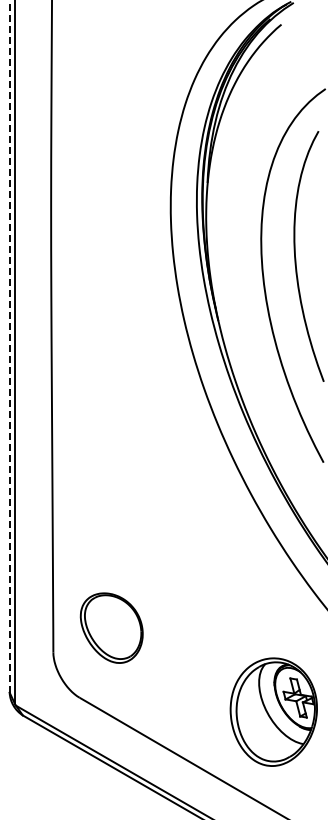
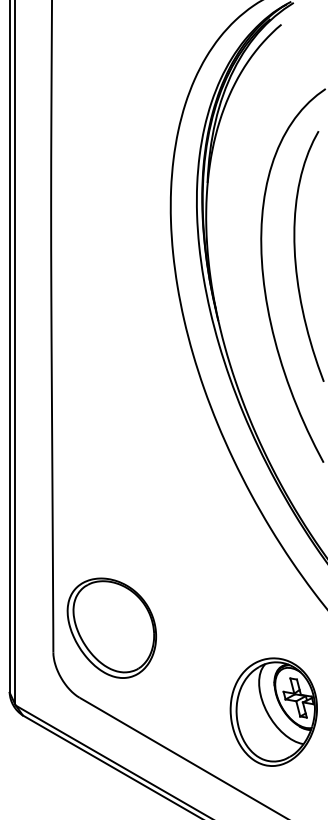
line: dashed -> solid (9, 346)
part size: 65x72 px -> 91x102 px (111, 627)
